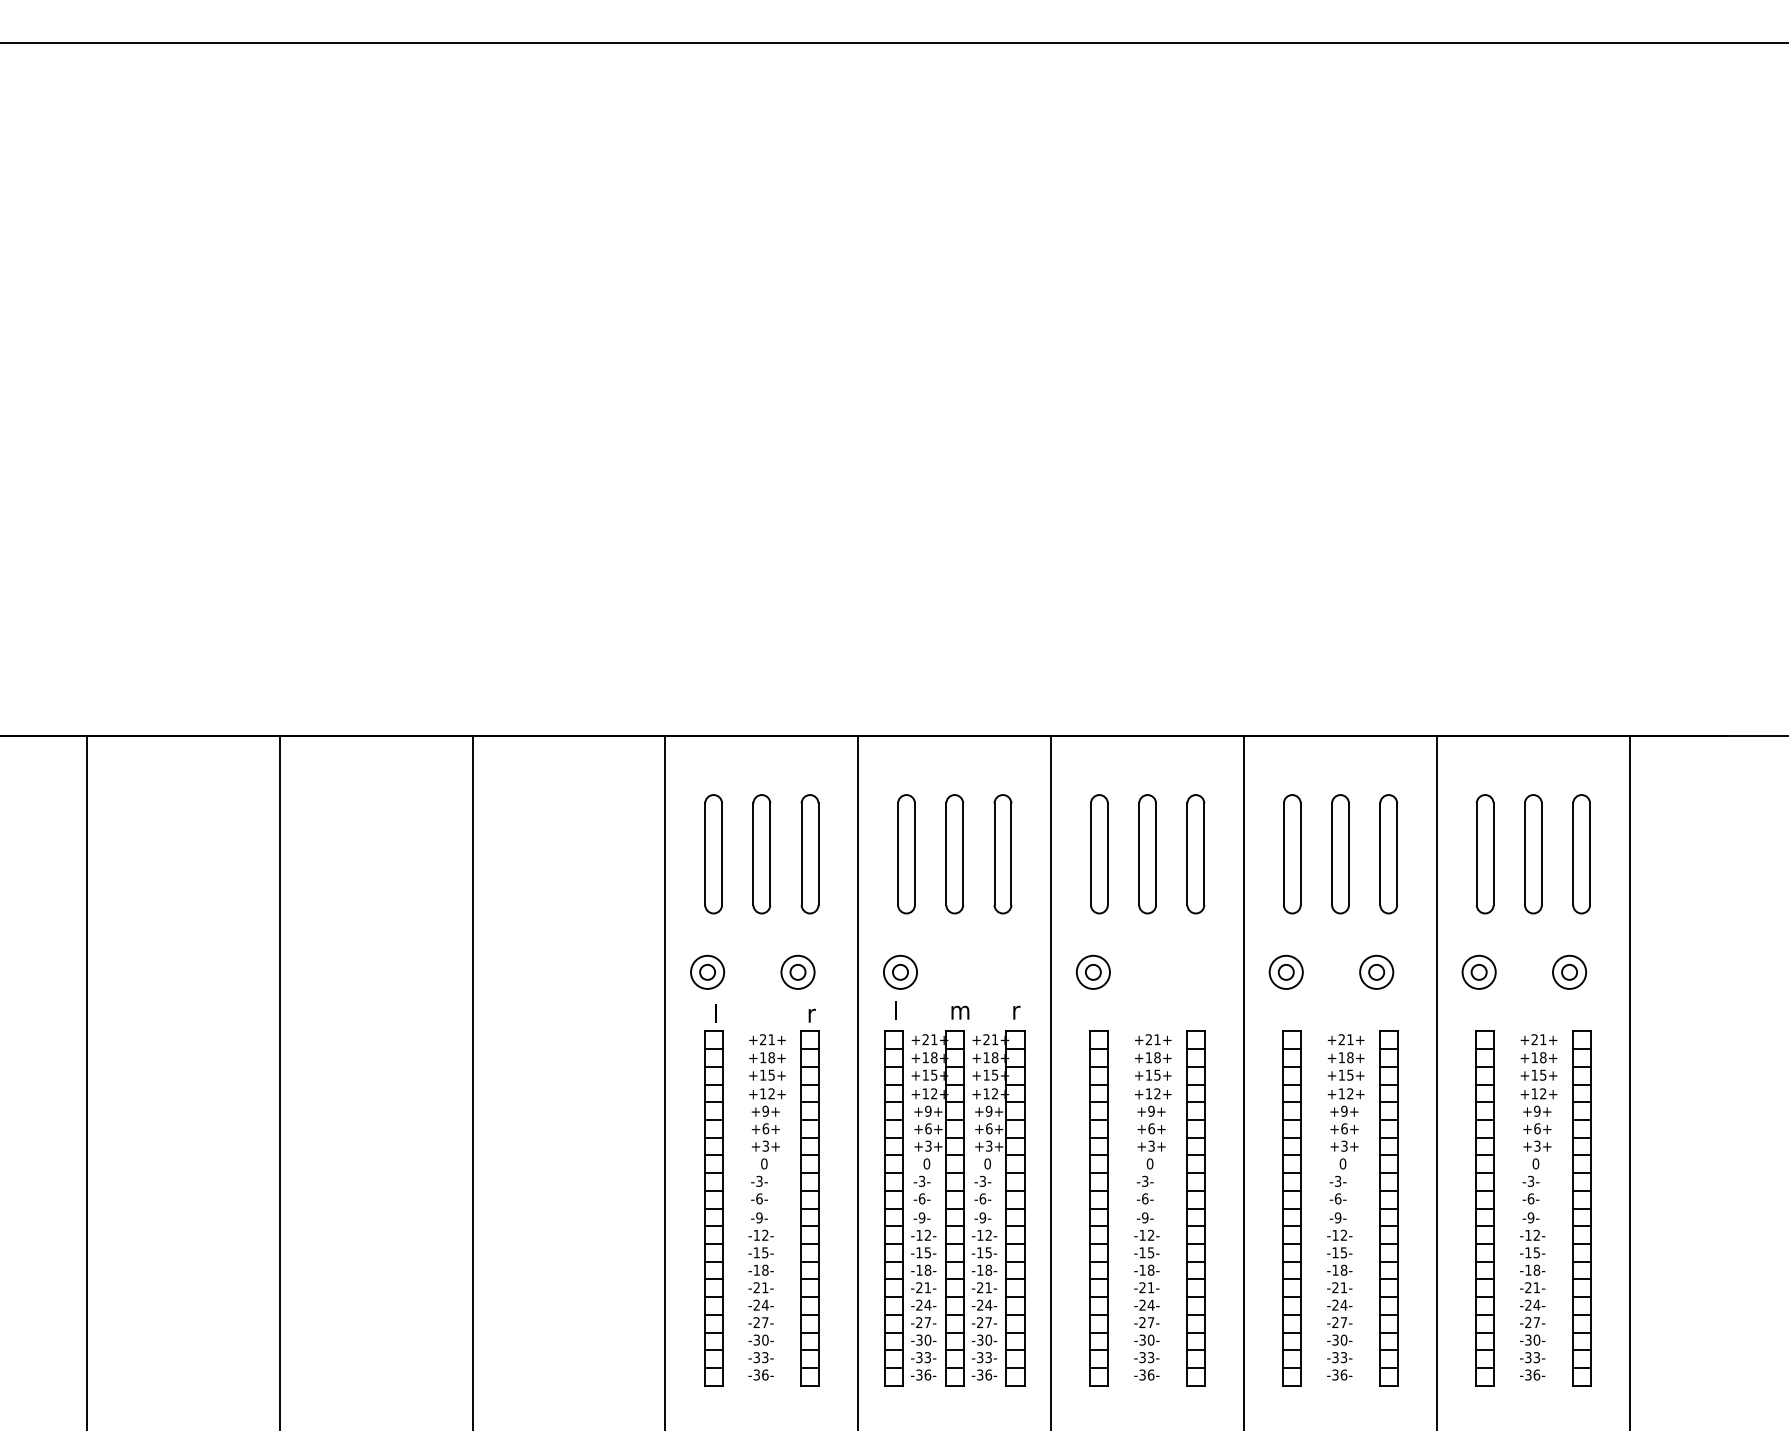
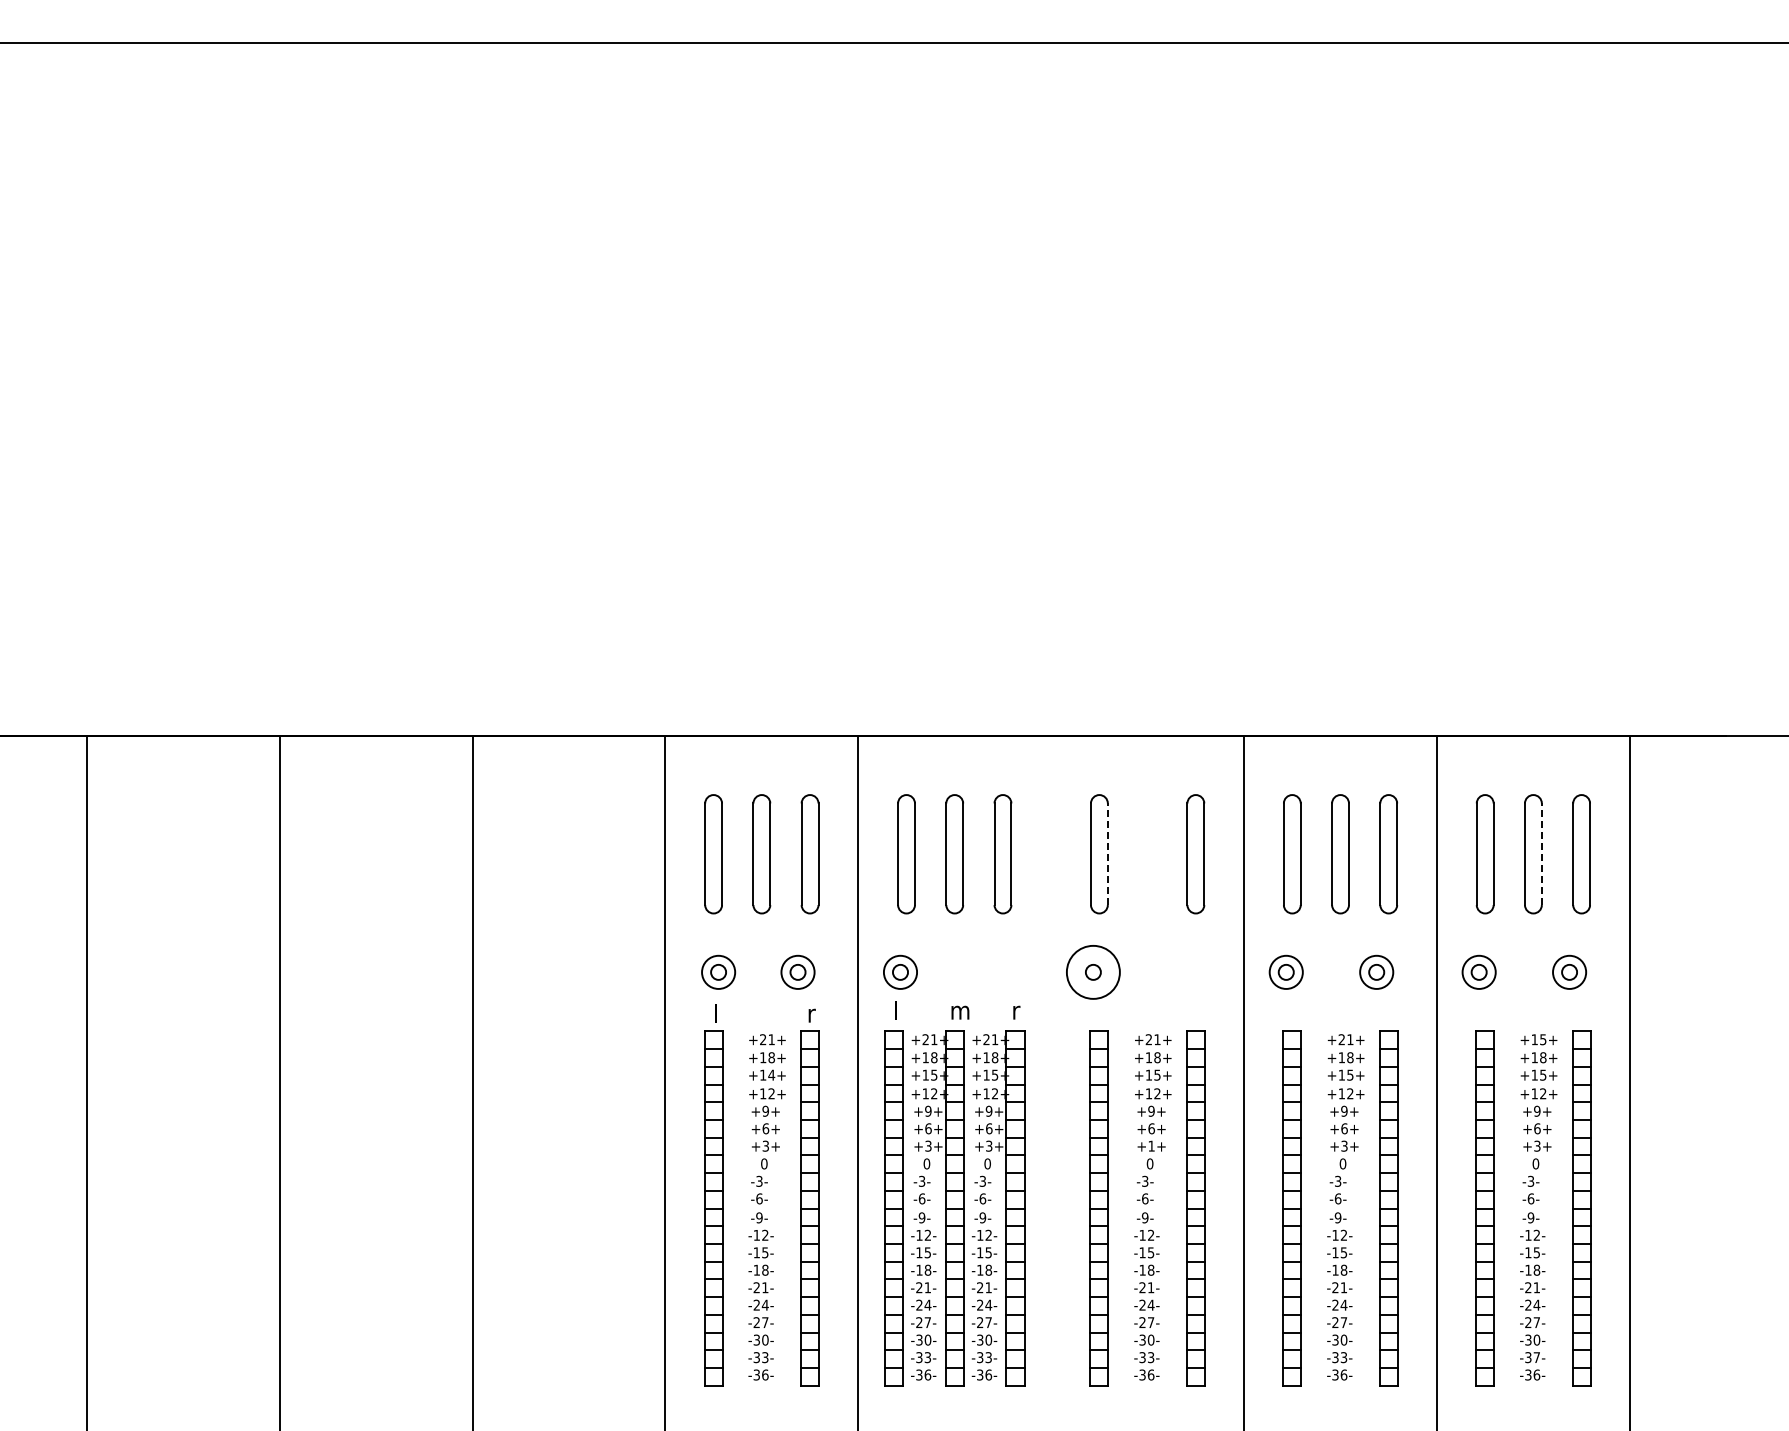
line: solid -> dashed (1107, 854)
part: present -> none (1147, 854)
line: solid -> dashed (1541, 854)
part position: (707, 971) -> (718, 971) (718, 971)
circle diameter: 33 px -> 53 px (1092, 971)
text: +21+ -> +15+ (1538, 1039)
text: +15+ -> +14+ (771, 1074)
line: present -> none (1051, 1081)
text: +3+ -> +1+ (1151, 1145)
text: -33- -> -37- (1536, 1357)
